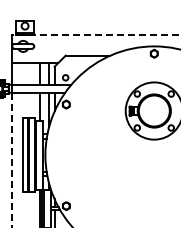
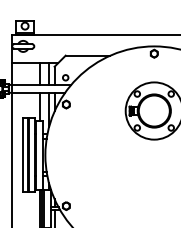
line: dashed -> solid (96, 35)
line: dashed -> solid (12, 160)
